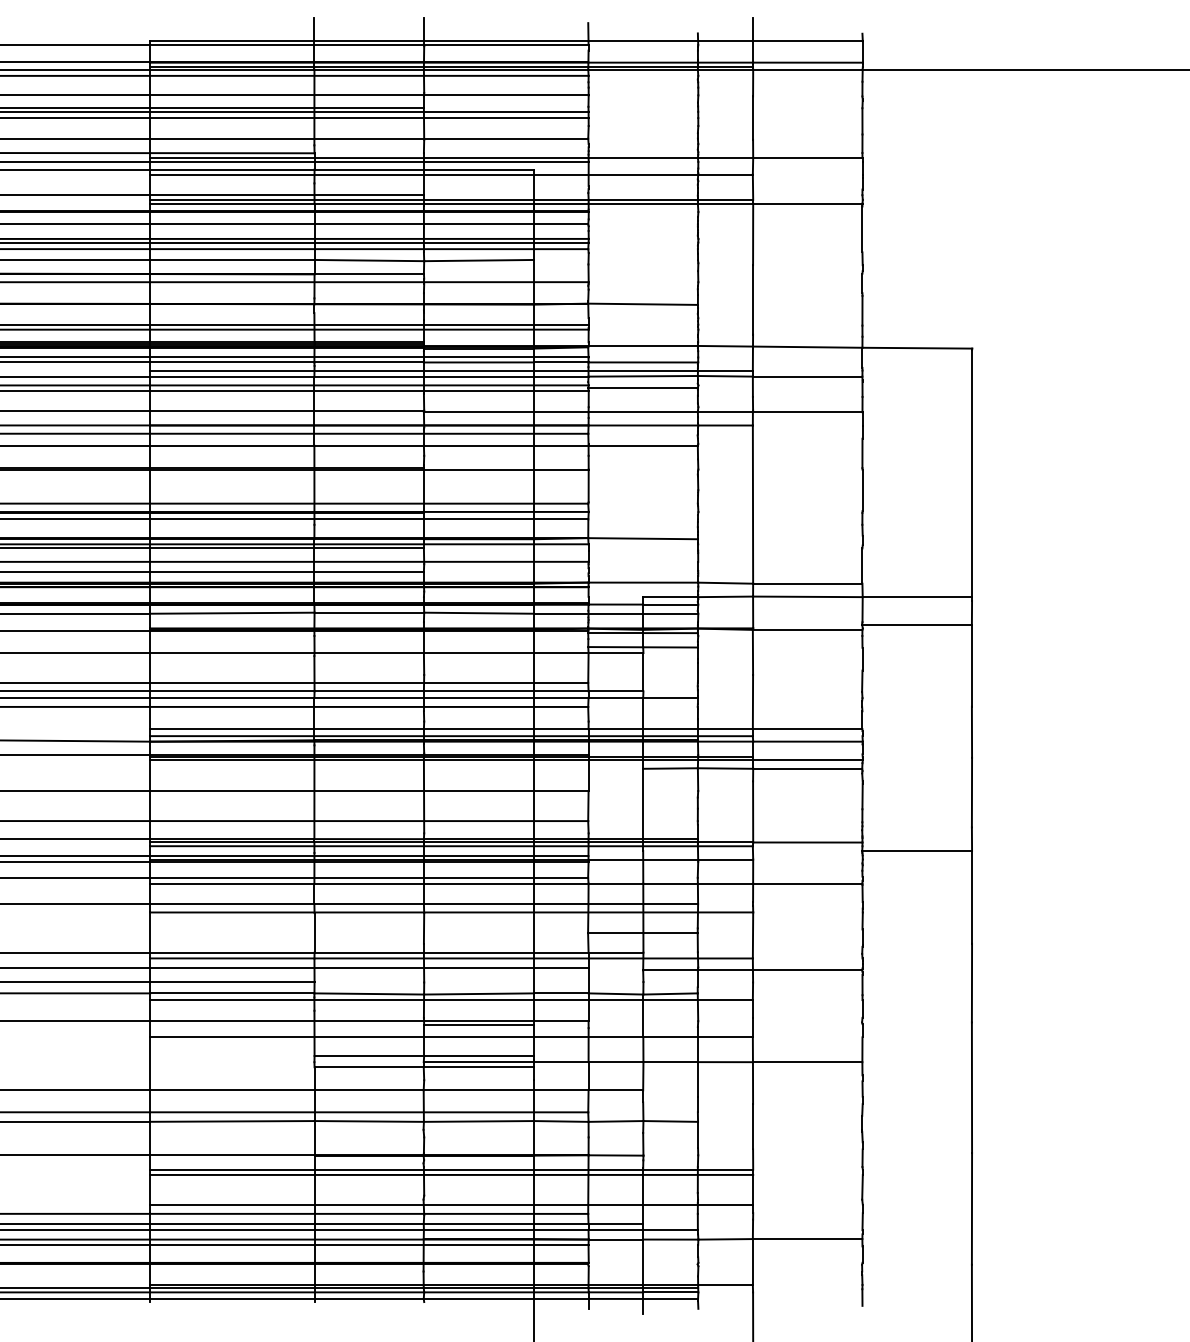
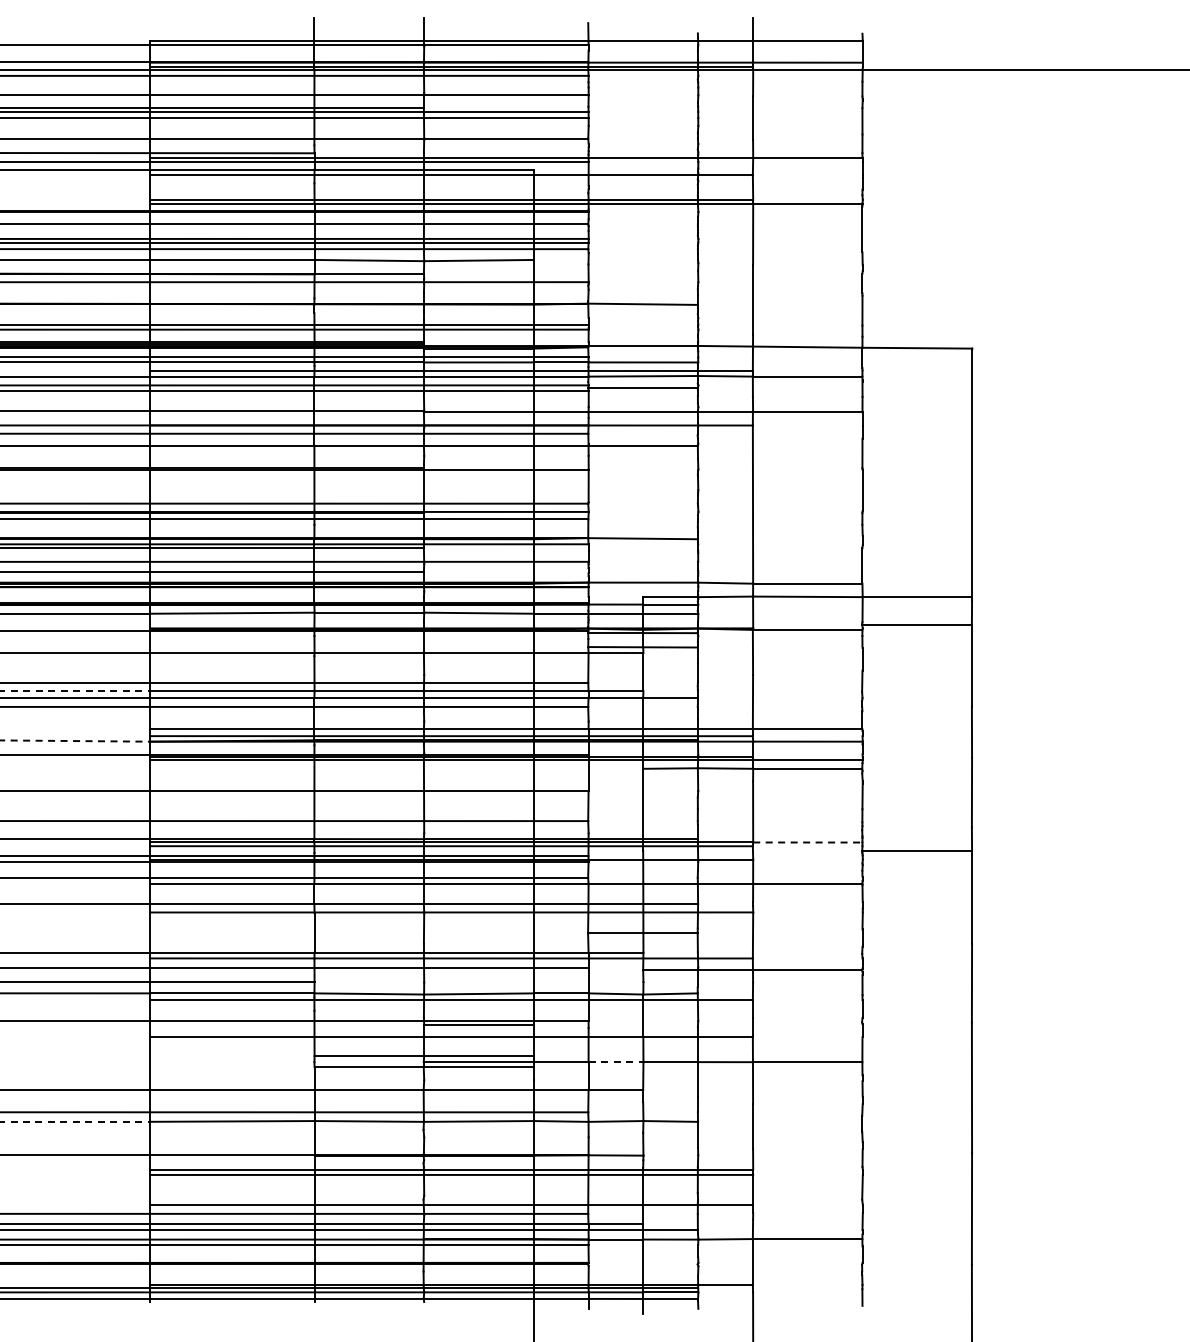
line: present -> none (212, 195)
line: solid -> dashed (75, 691)
line: solid -> dashed (75, 741)
line: solid -> dashed (807, 842)
line: solid -> dashed (616, 1062)
line: solid -> dashed (75, 1121)
